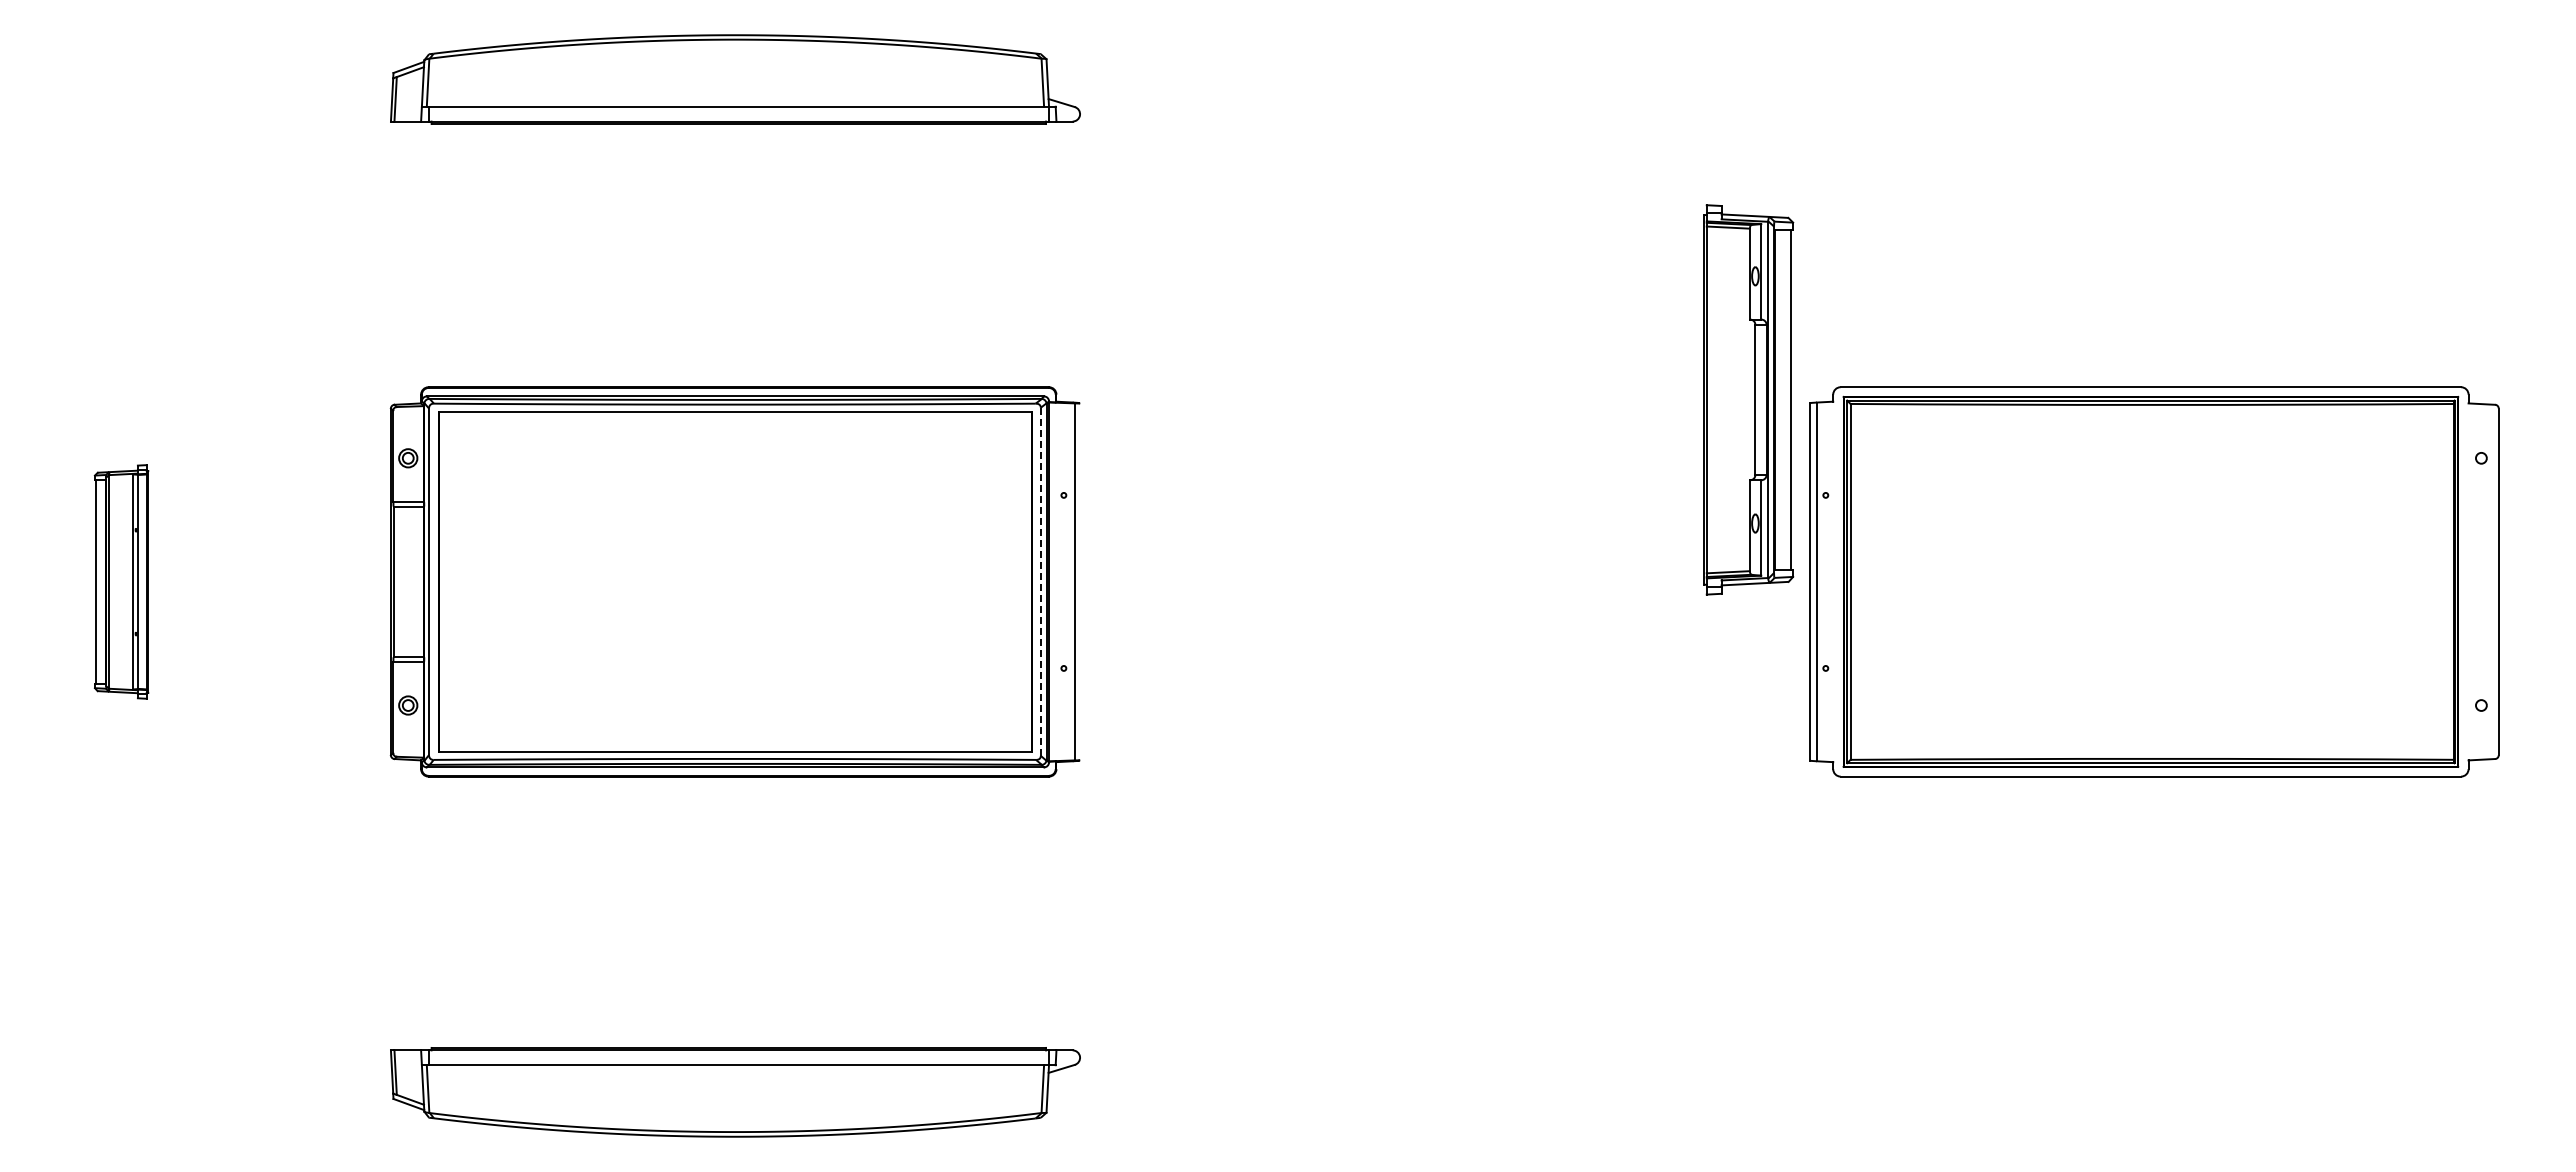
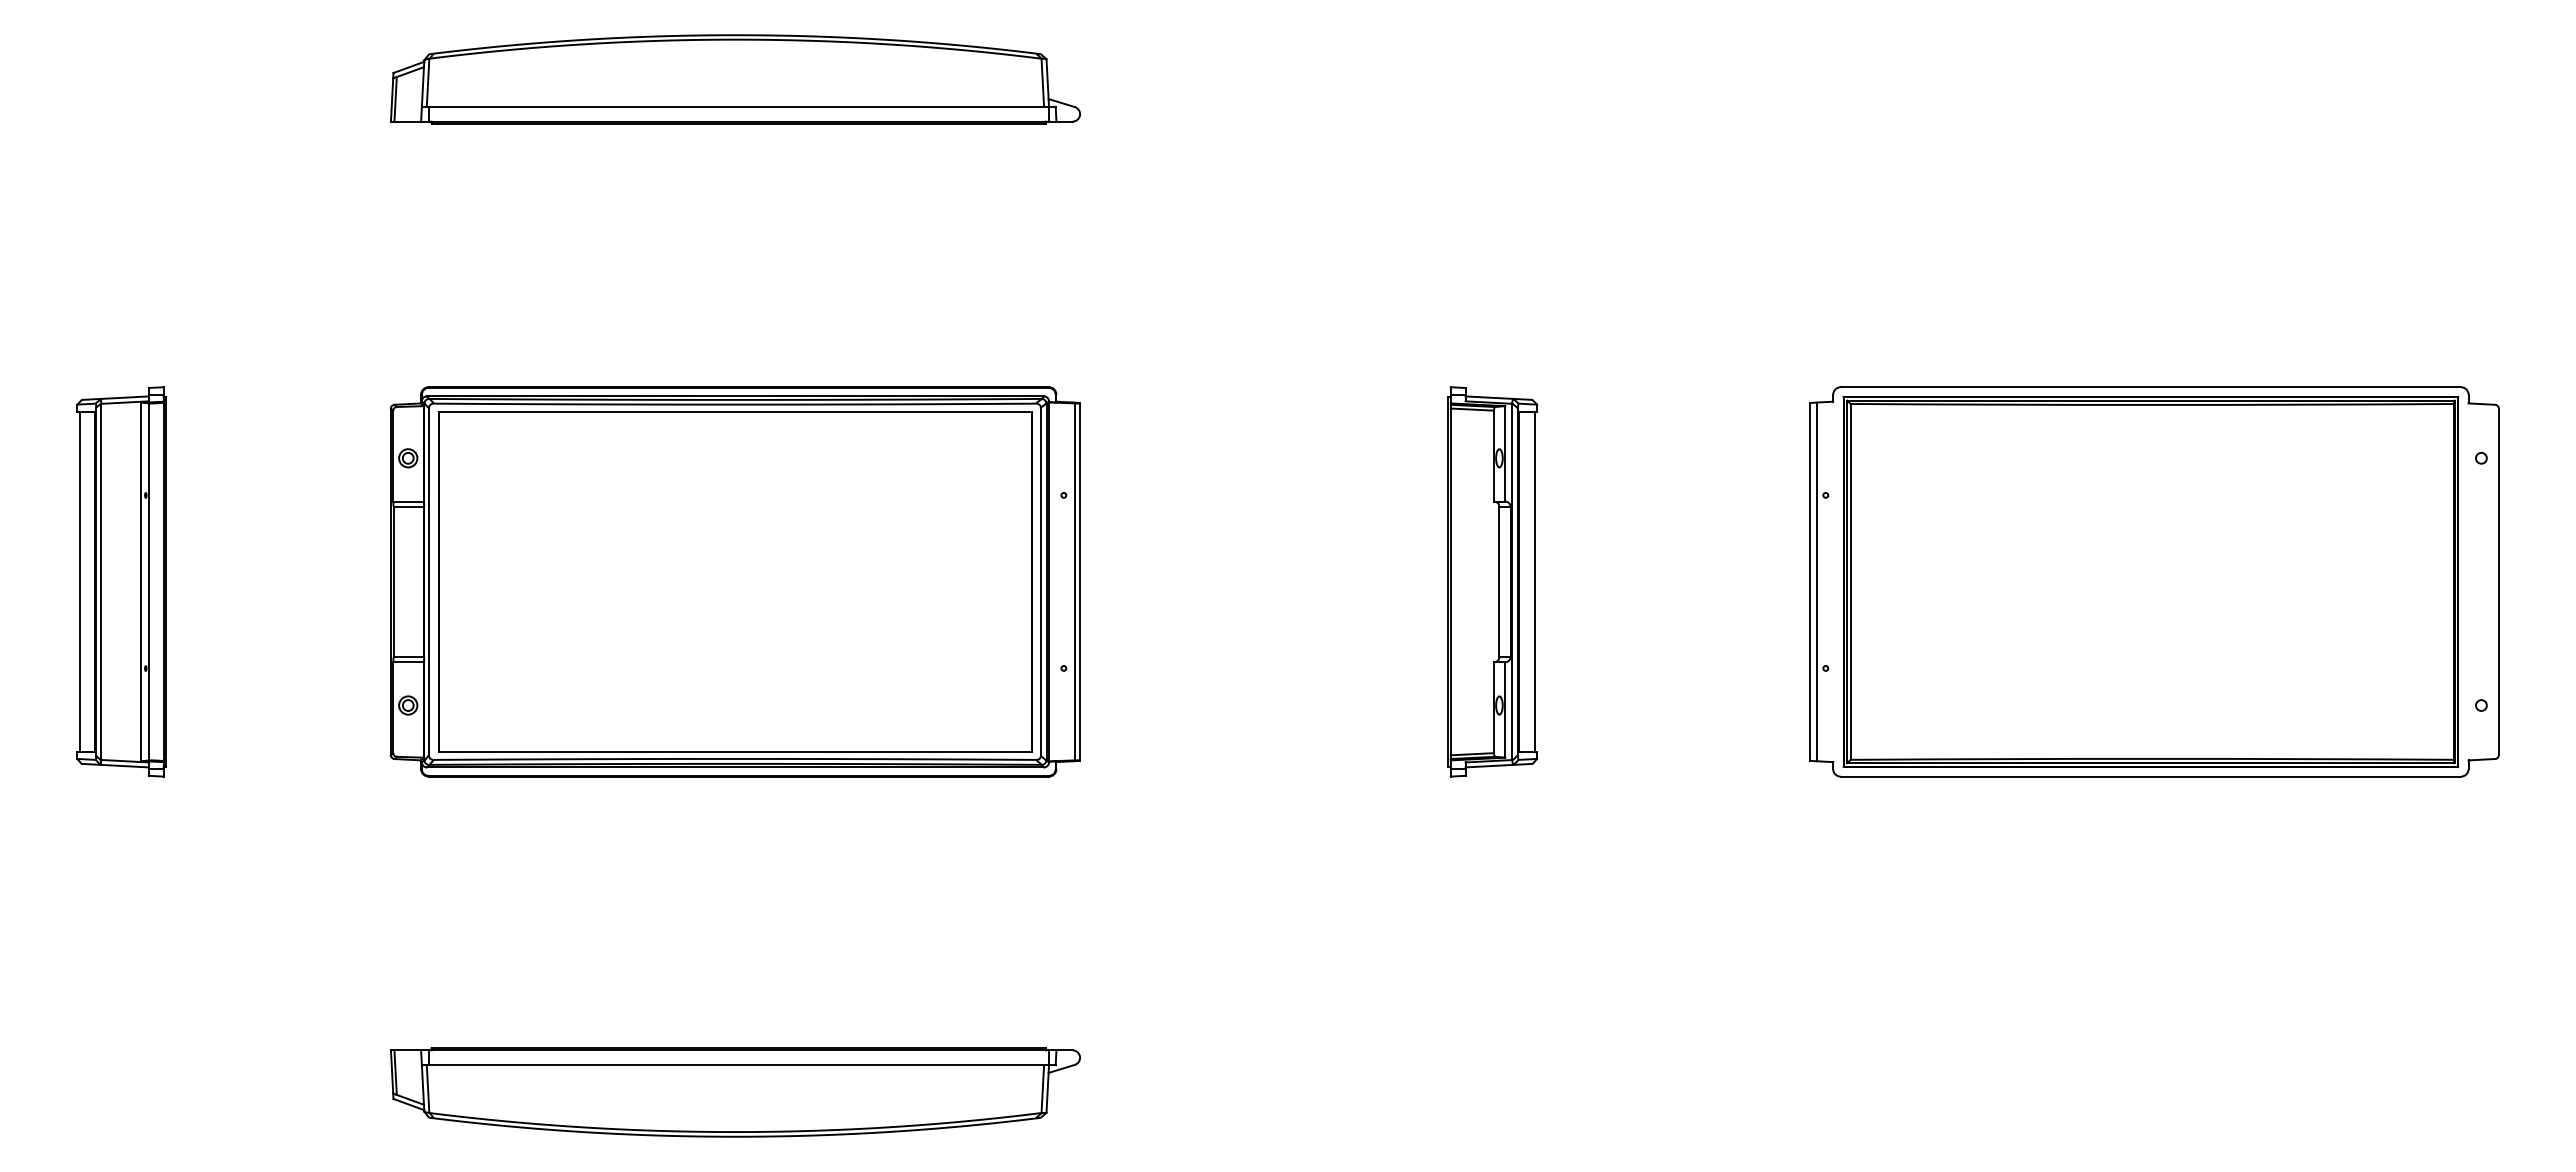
part position: (1748, 399) -> (1492, 581) (1492, 581)
part size: 57x236 px -> 91x392 px (121, 581)
line: dashed -> solid (1040, 581)
line: none -> present (1080, 581)
